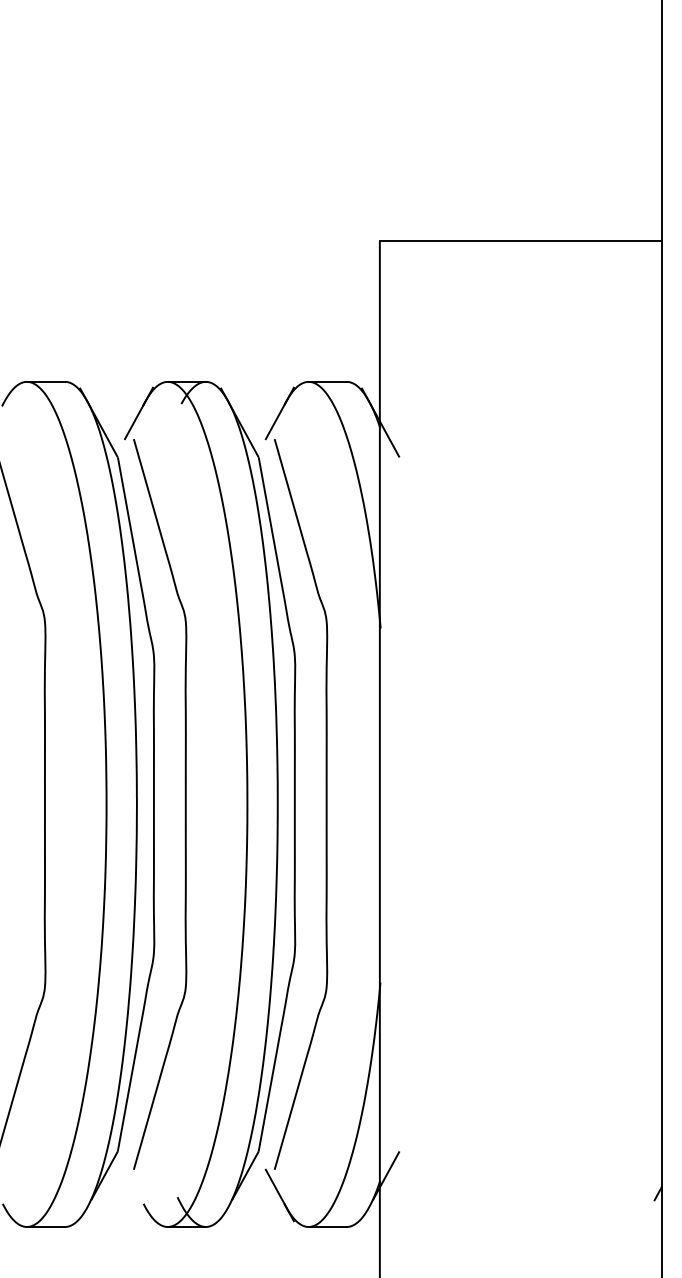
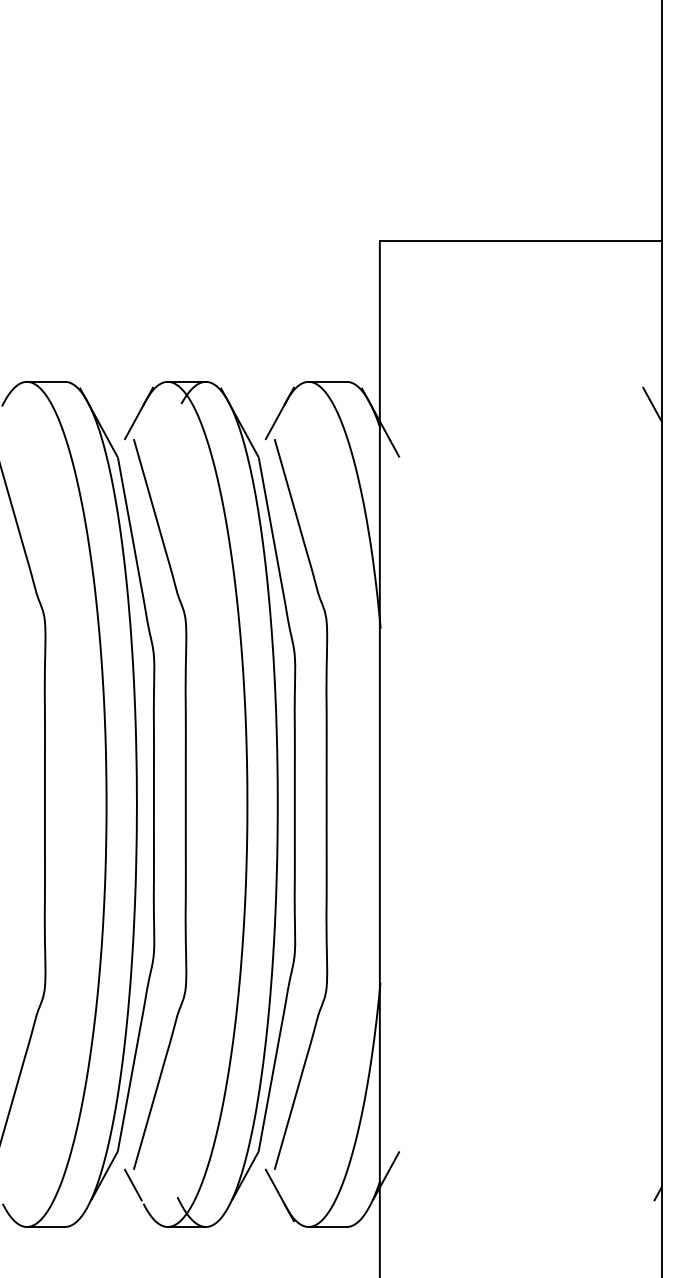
line: none -> present (652, 404)
line: none -> present (132, 1184)
